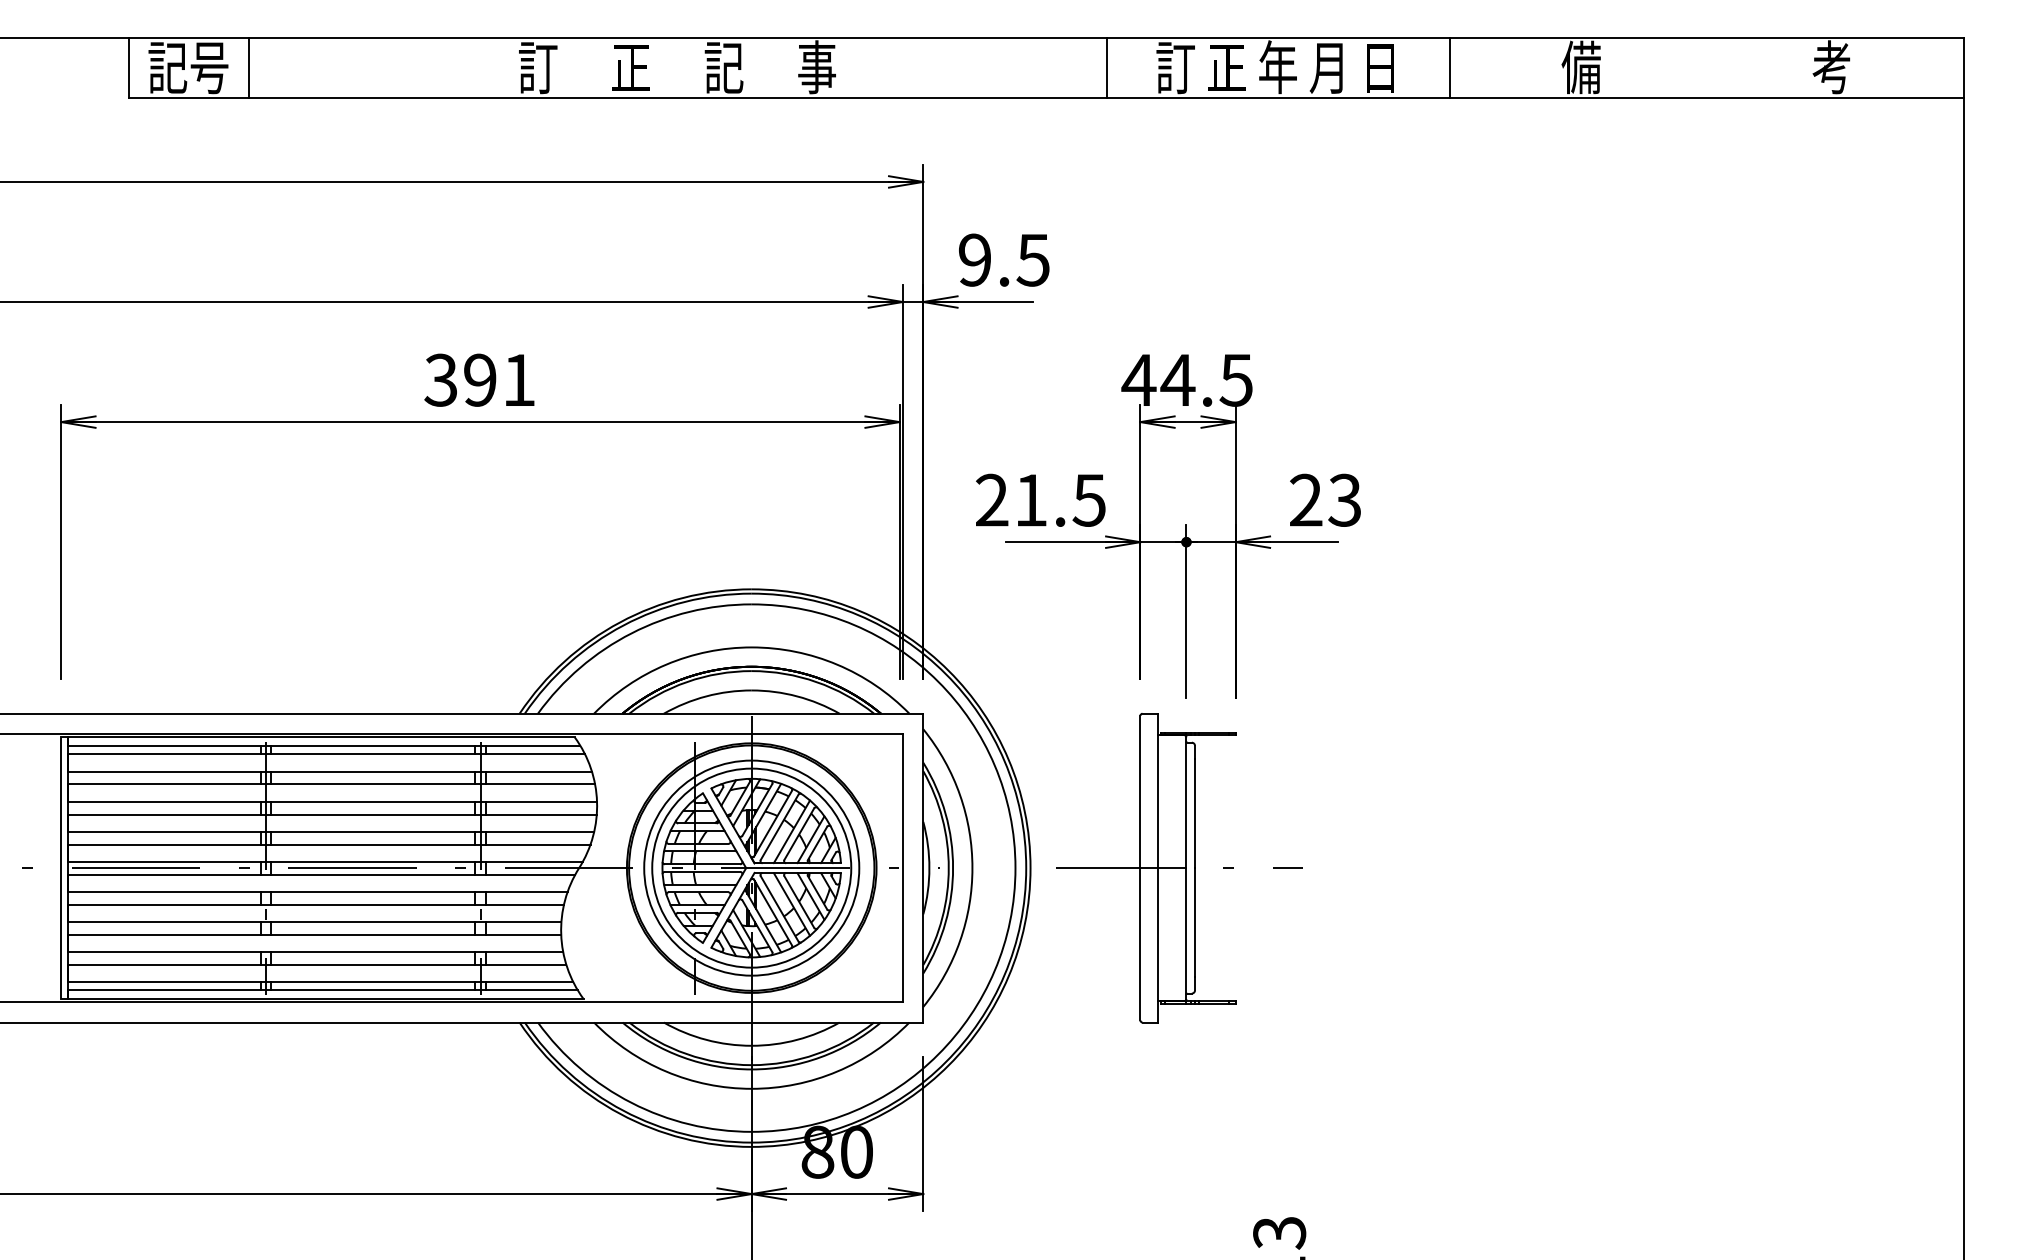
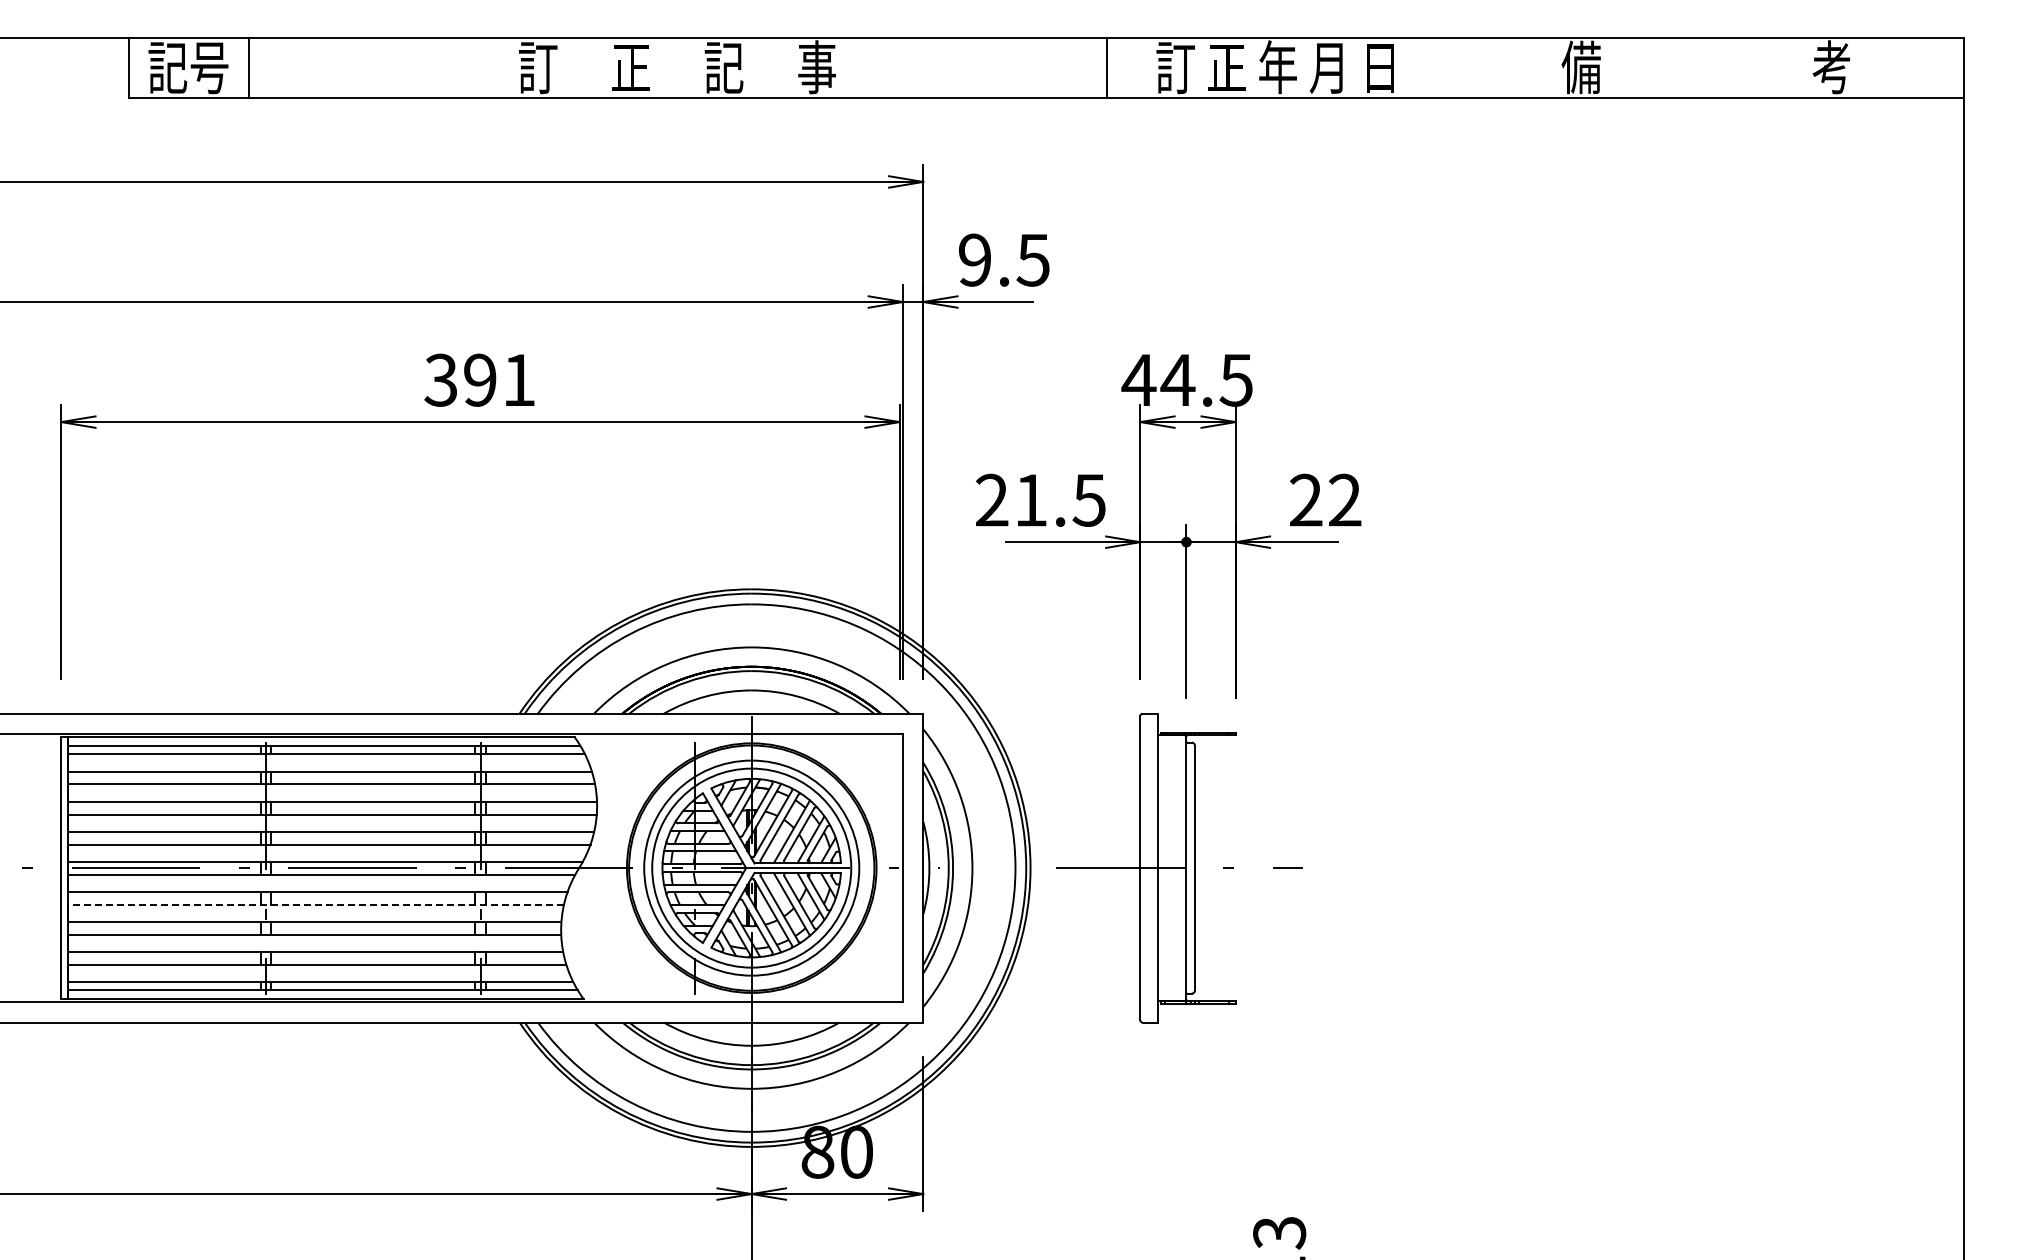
line: present -> none (1449, 67)
text: 23 -> 22 (1344, 500)
line: solid -> dashed (315, 904)
